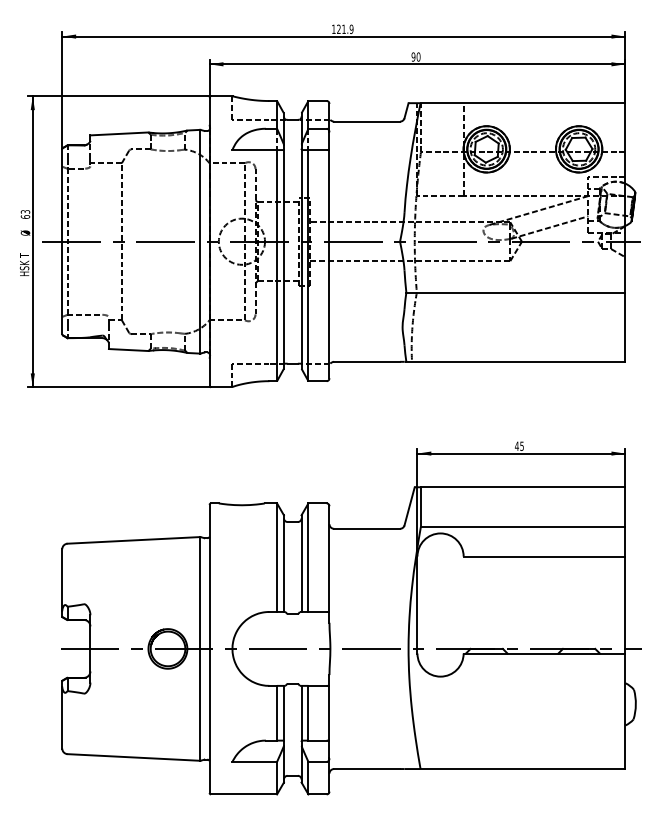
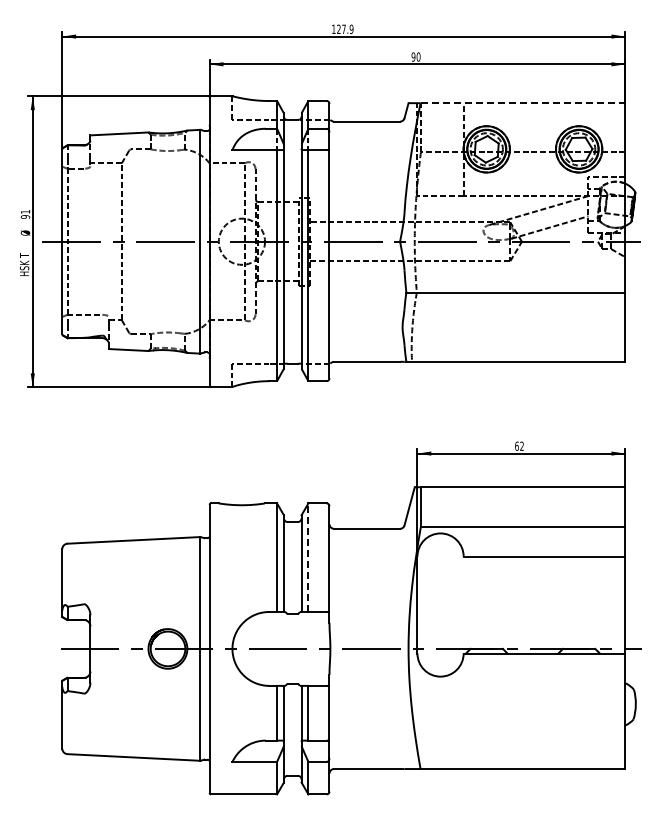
text: 121.9 -> 127.9 (343, 28)
line: solid -> dashed (523, 103)
text: 63 -> 91 (25, 214)
text: 45 -> 62 (519, 445)
line: solid -> dashed (308, 557)
